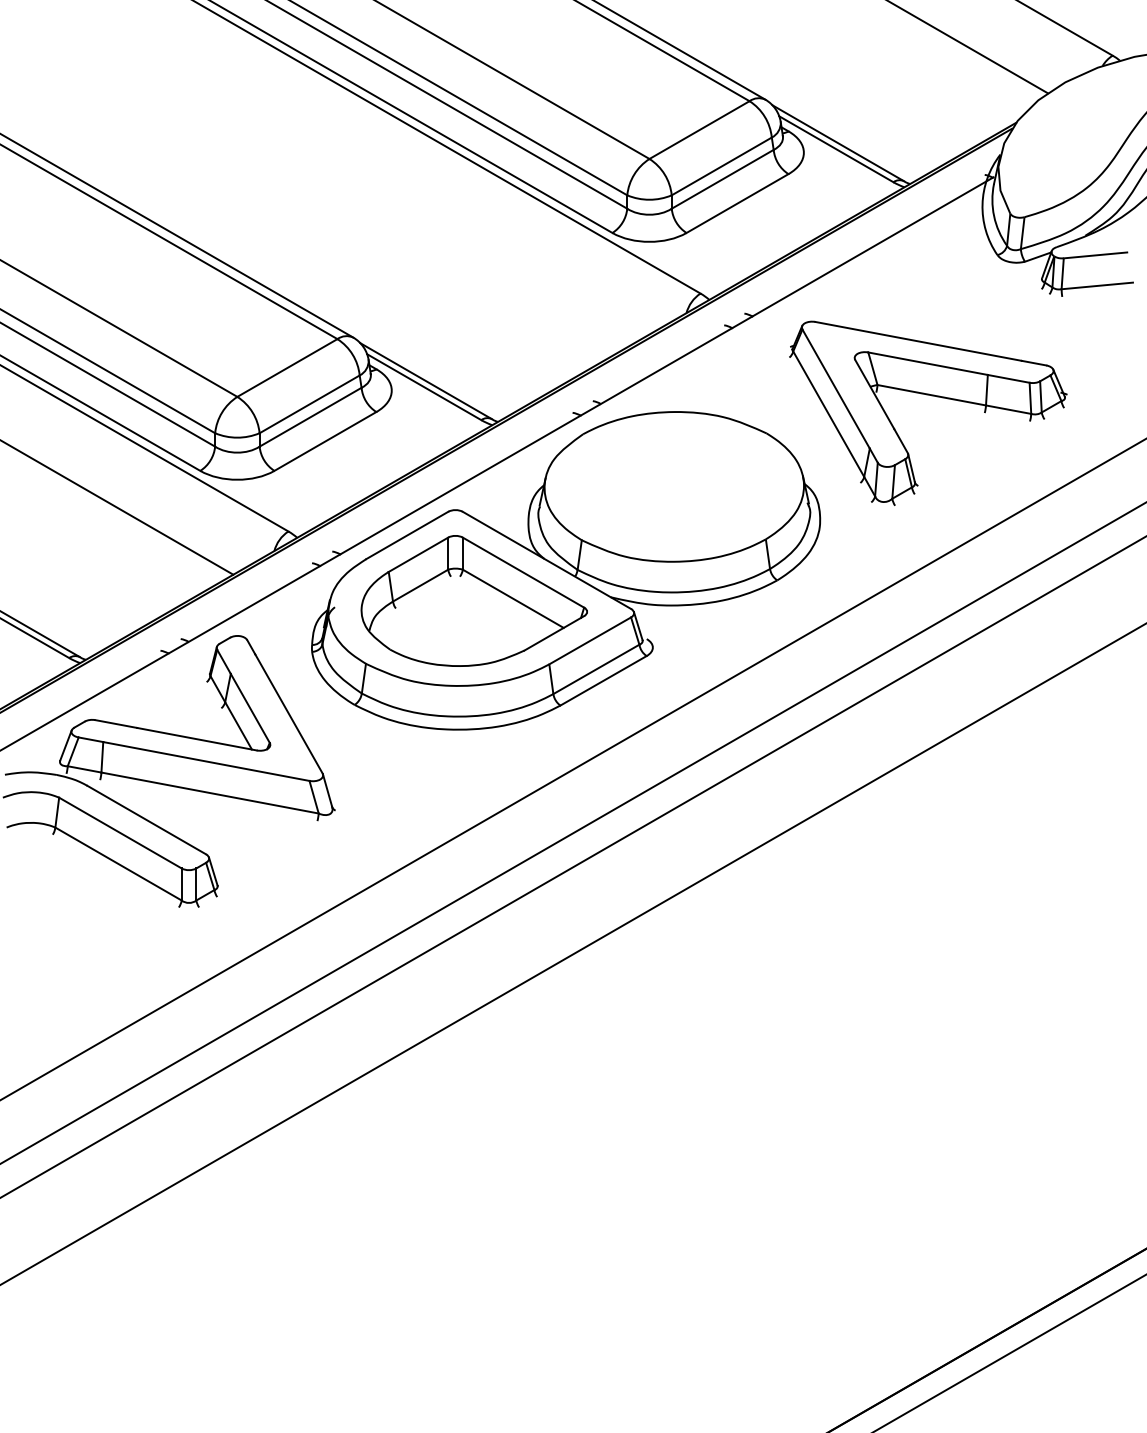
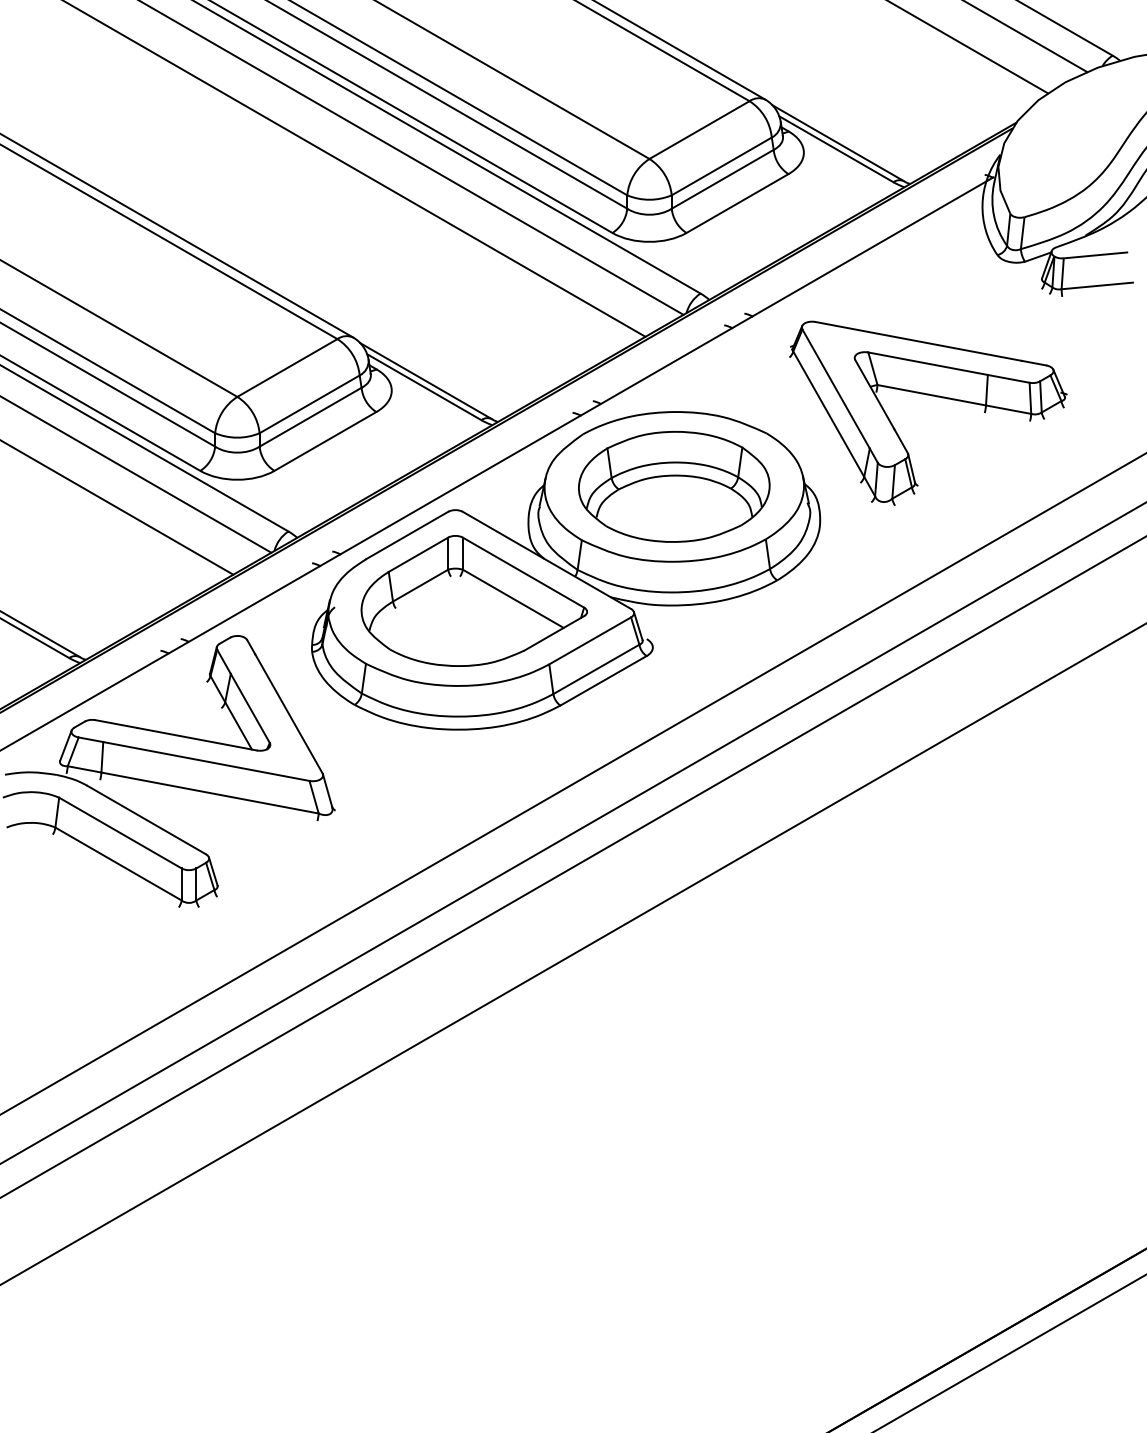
line: none -> present (1026, 36)
line: none -> present (412, 158)
line: none -> present (355, 169)
line: none -> present (136, 474)
part: none -> present (674, 486)
line position: (572, 769) -> (572, 783) (572, 783)
